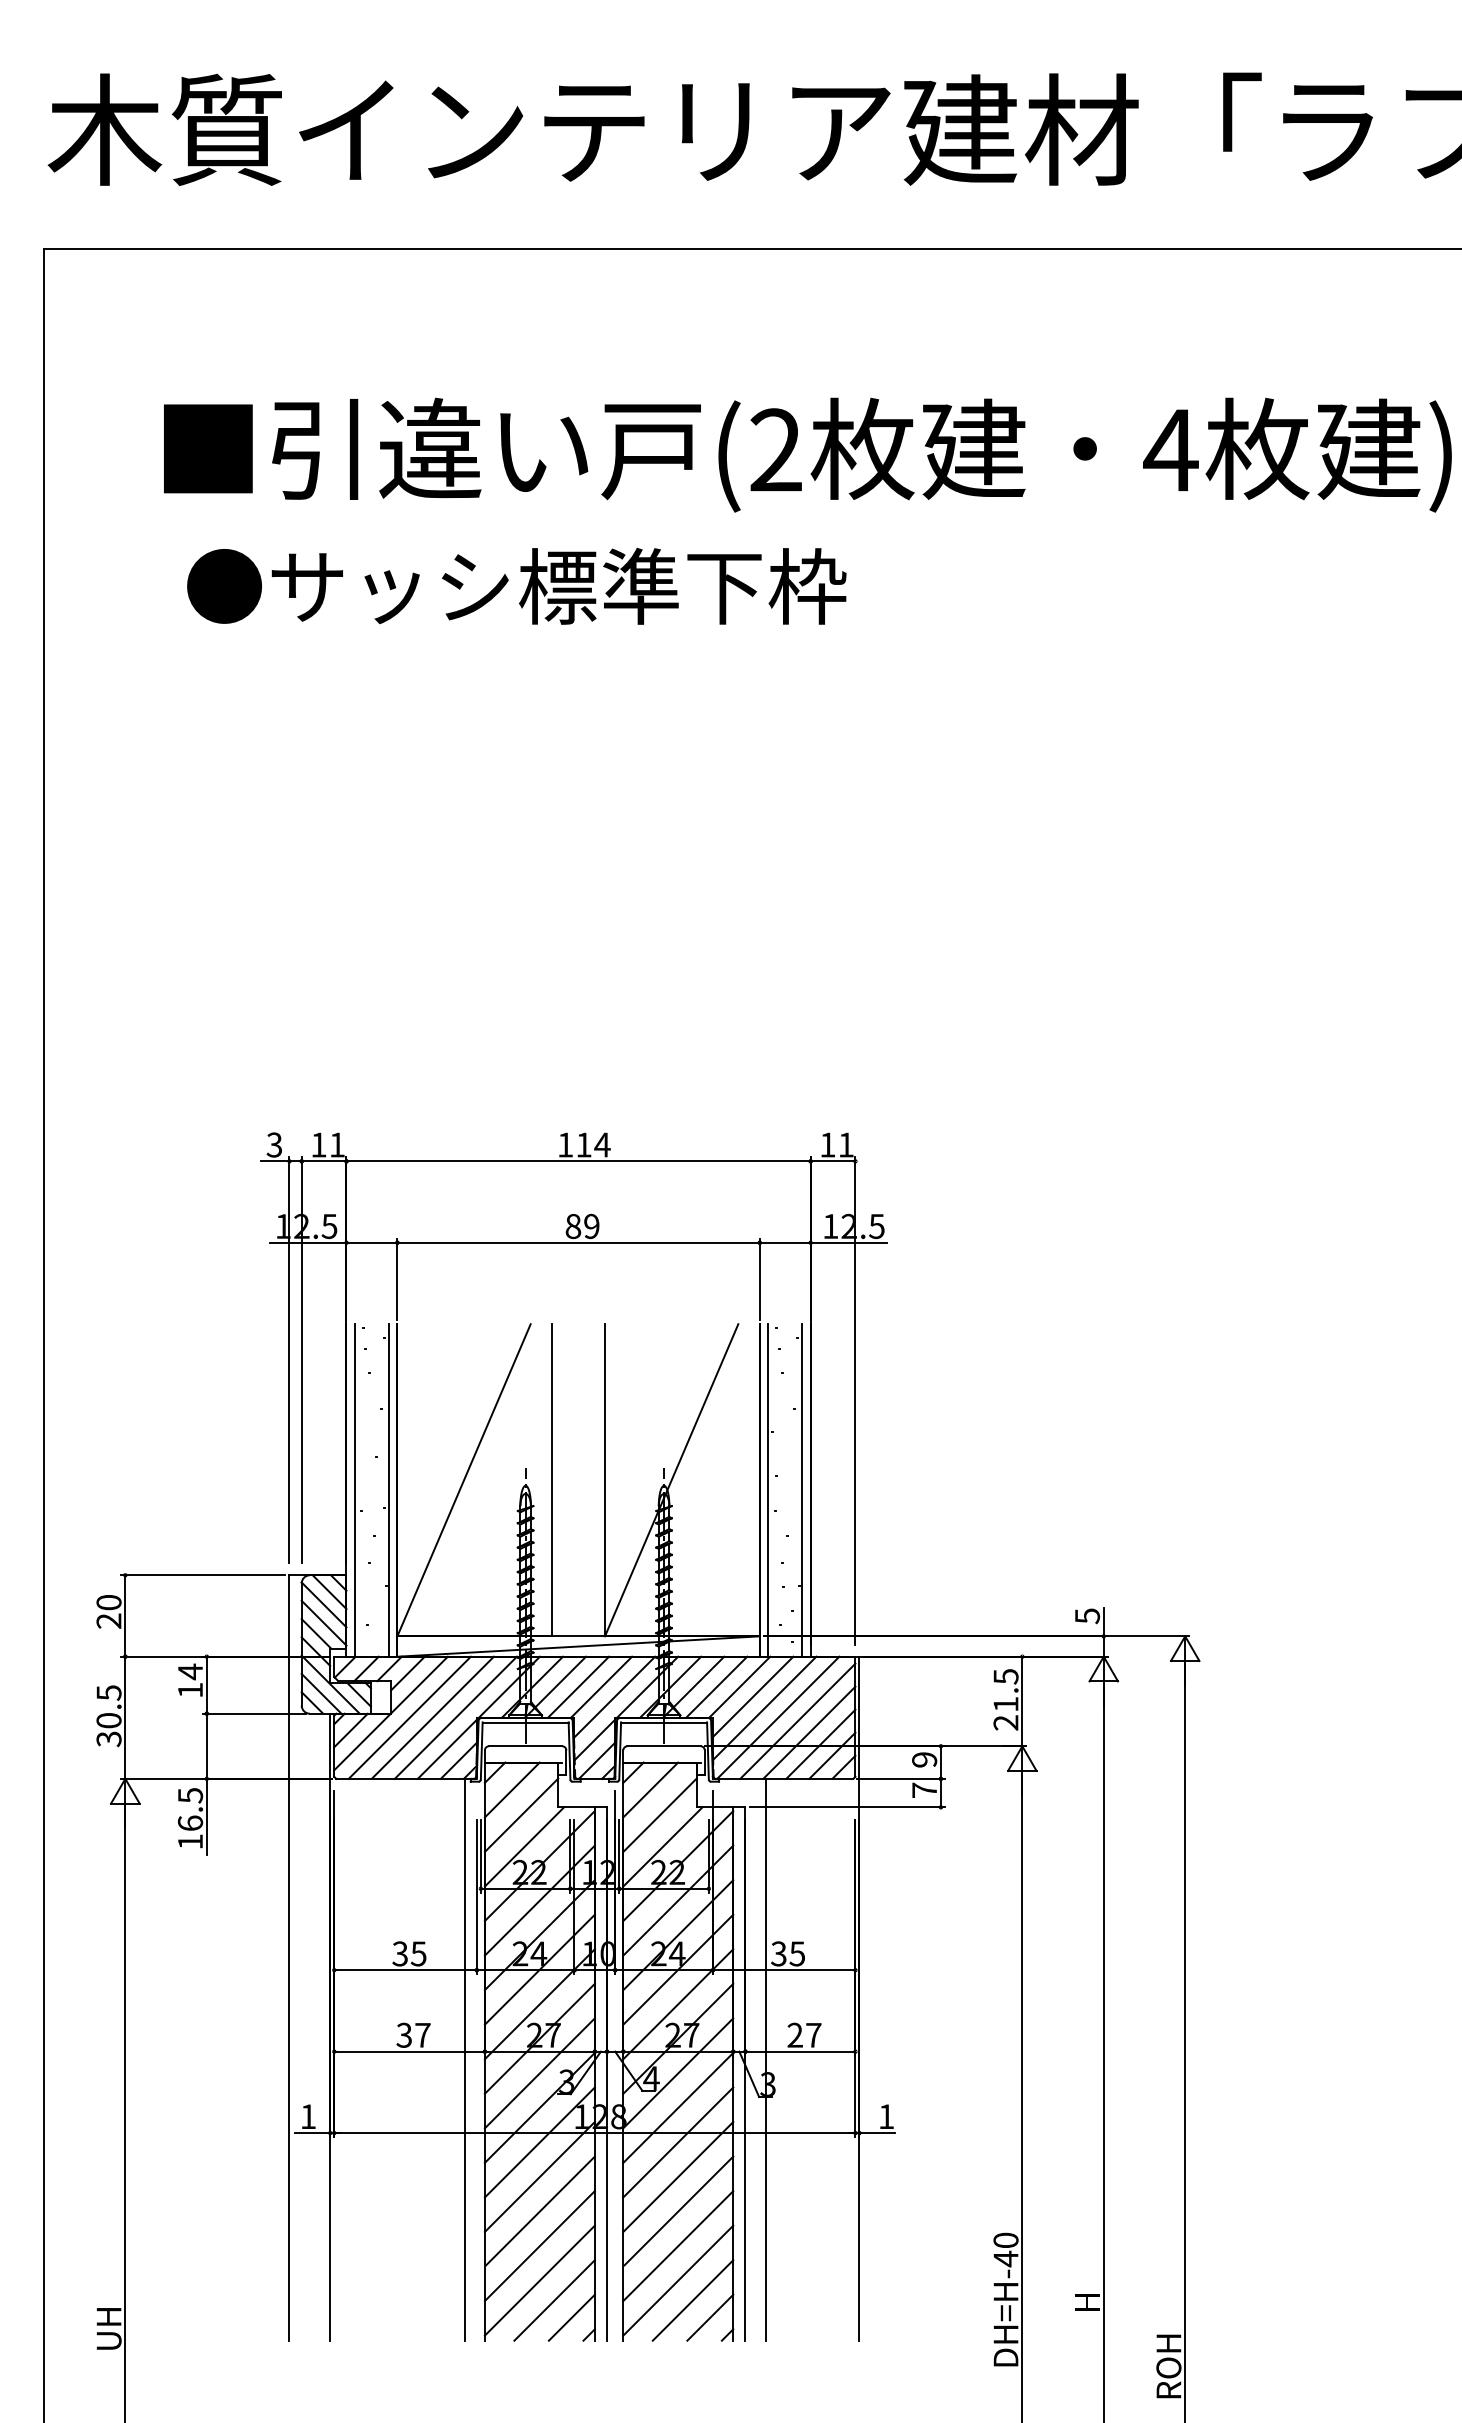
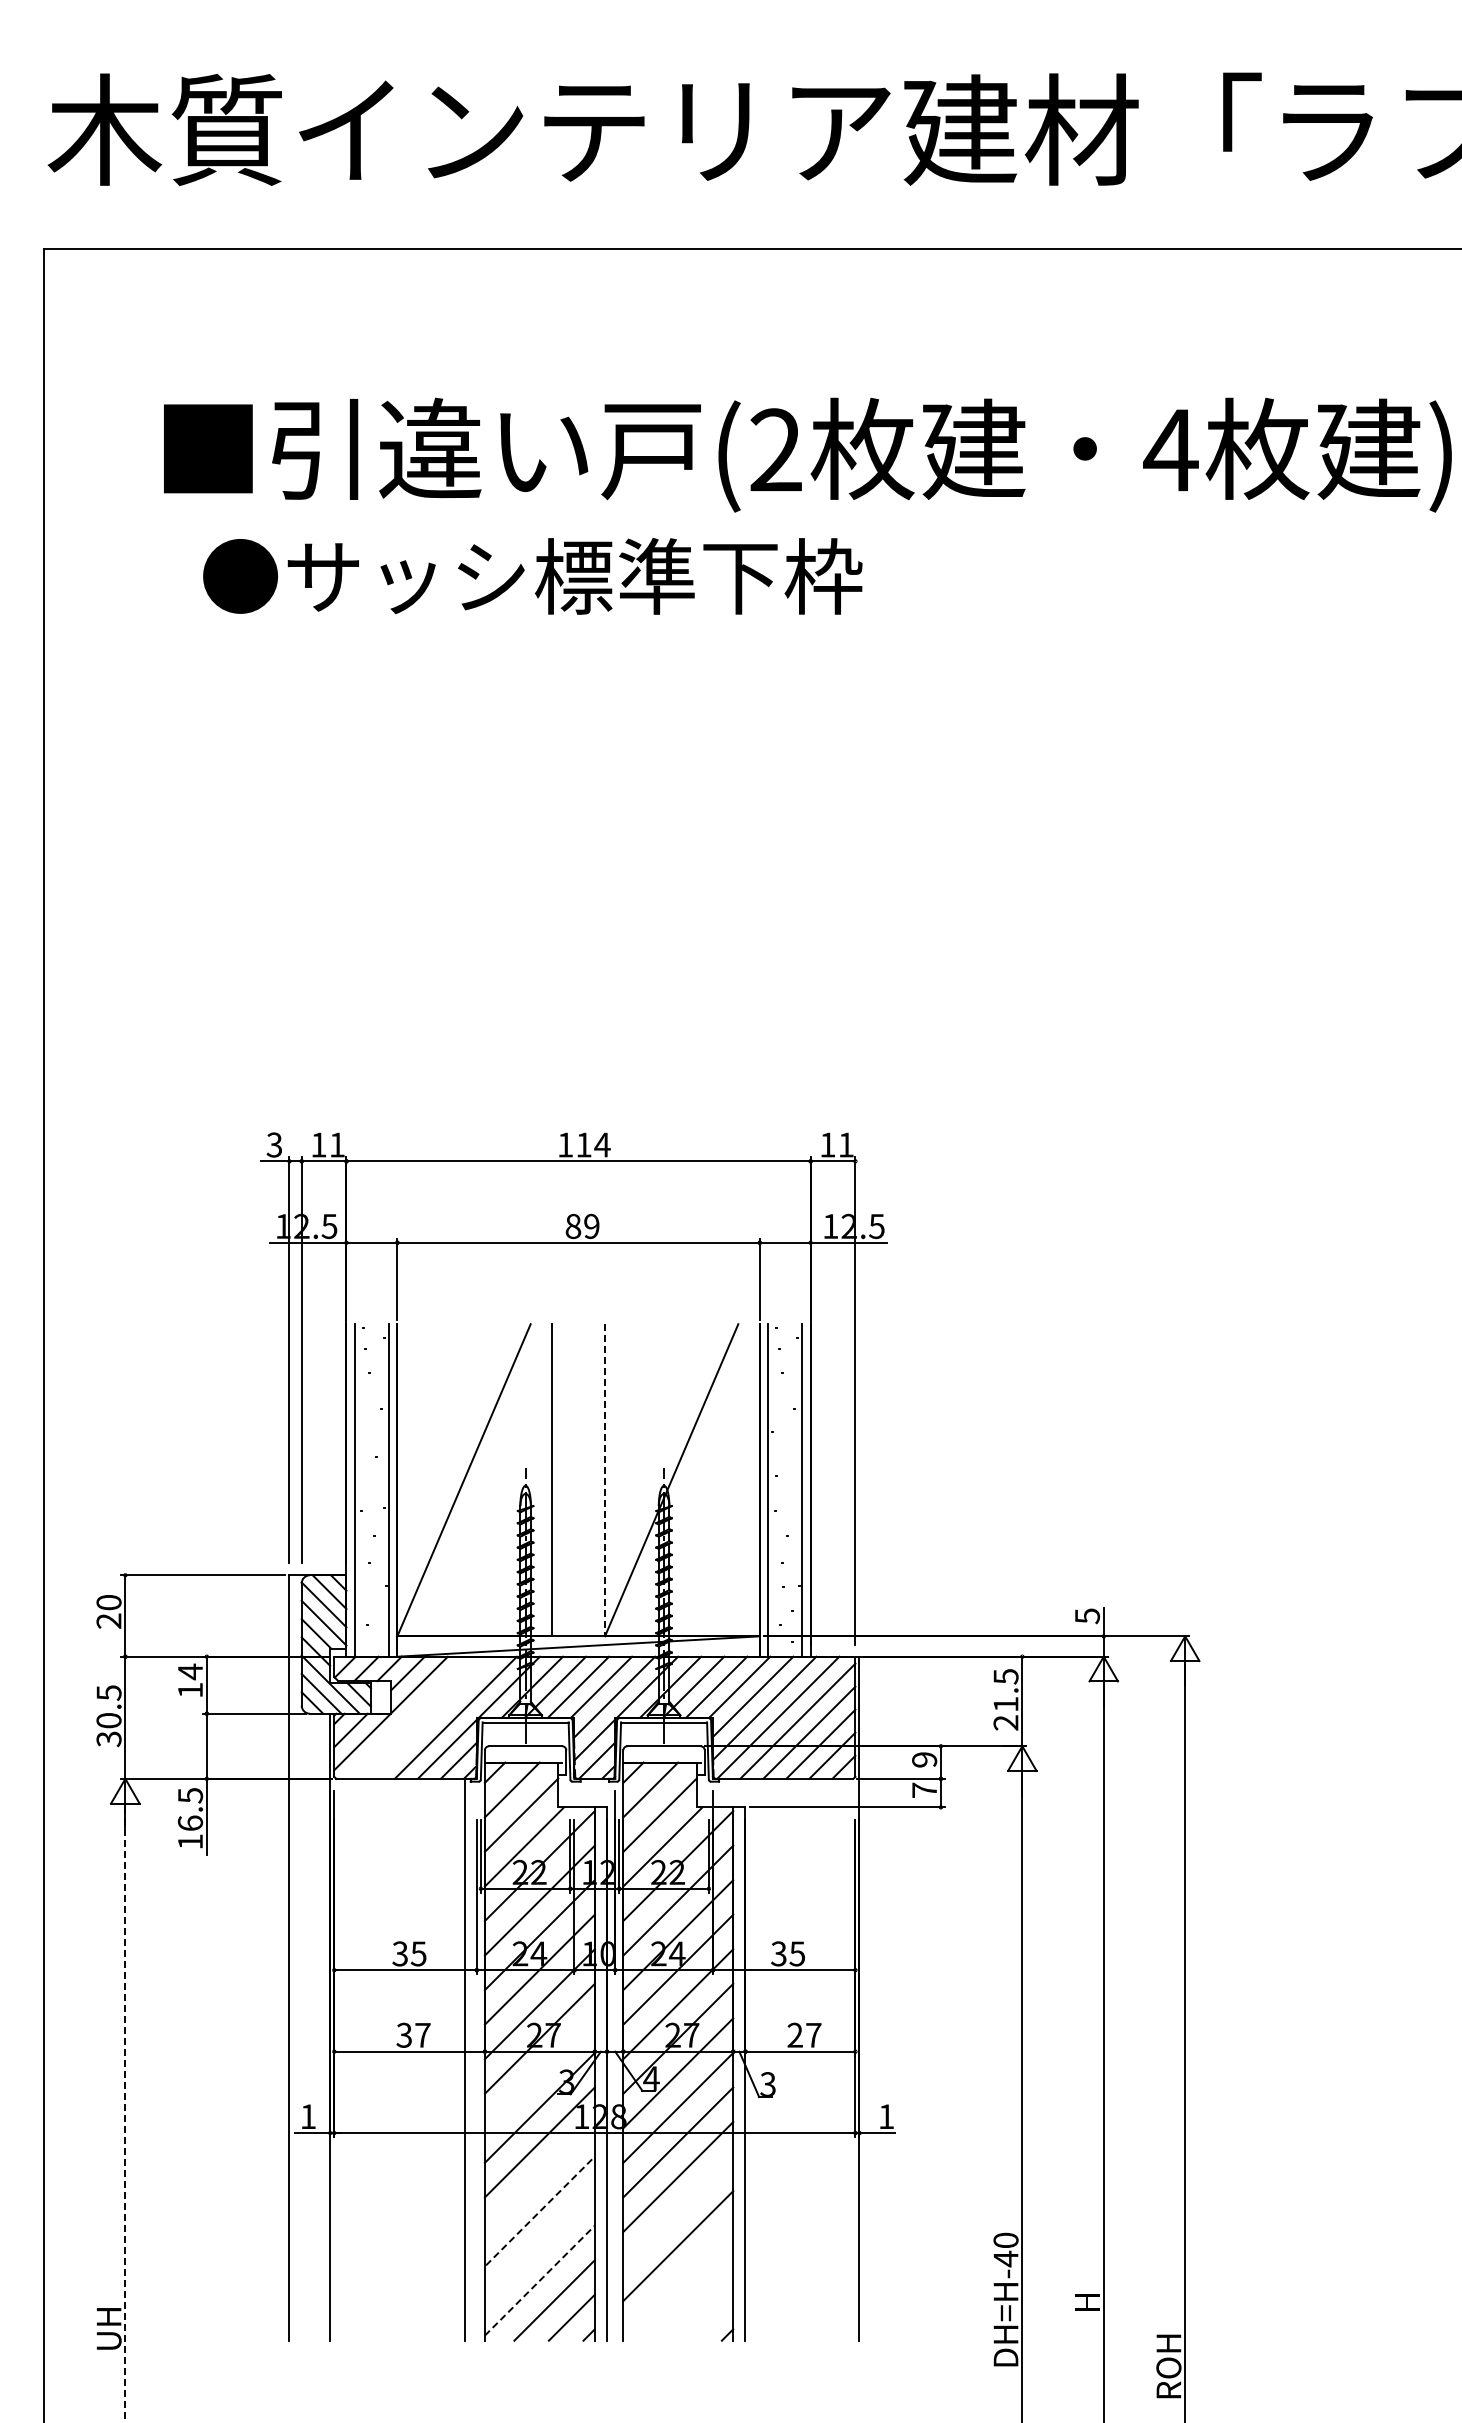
text position: (516, 586) -> (532, 576) (532, 576)
line: solid -> dashed (605, 1480)
line: present -> none (409, 1717)
line: present -> none (432, 1717)
line: present -> none (765, 2059)
line: present -> none (539, 2073)
line: solid -> dashed (125, 2114)
line: present -> none (539, 2176)
line: present -> none (678, 2210)
line: solid -> dashed (540, 2211)
line: present -> none (539, 2246)
line: solid -> dashed (539, 2280)
line: present -> none (678, 2280)
line: present -> none (692, 2300)
line: present -> none (710, 2317)
